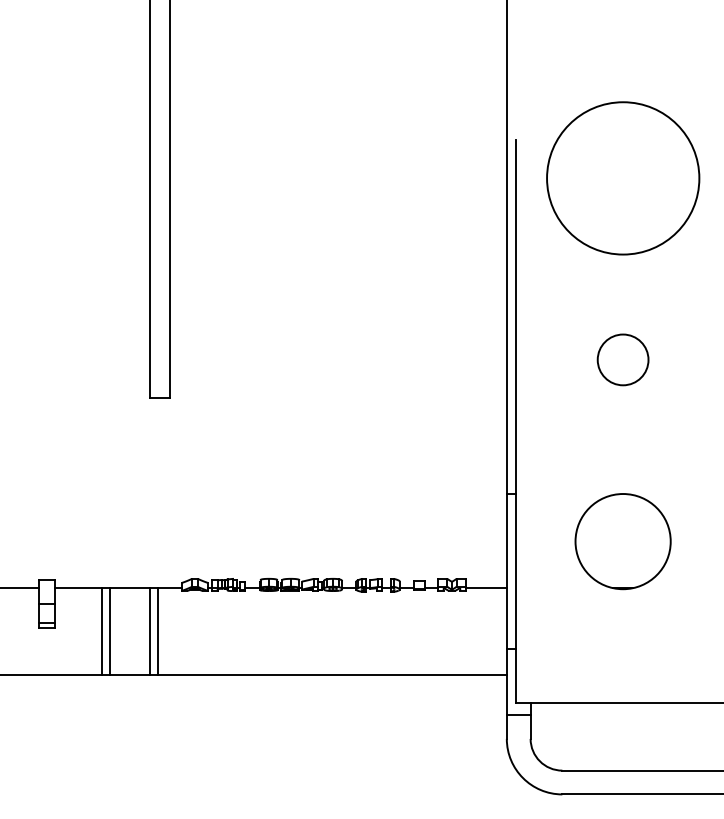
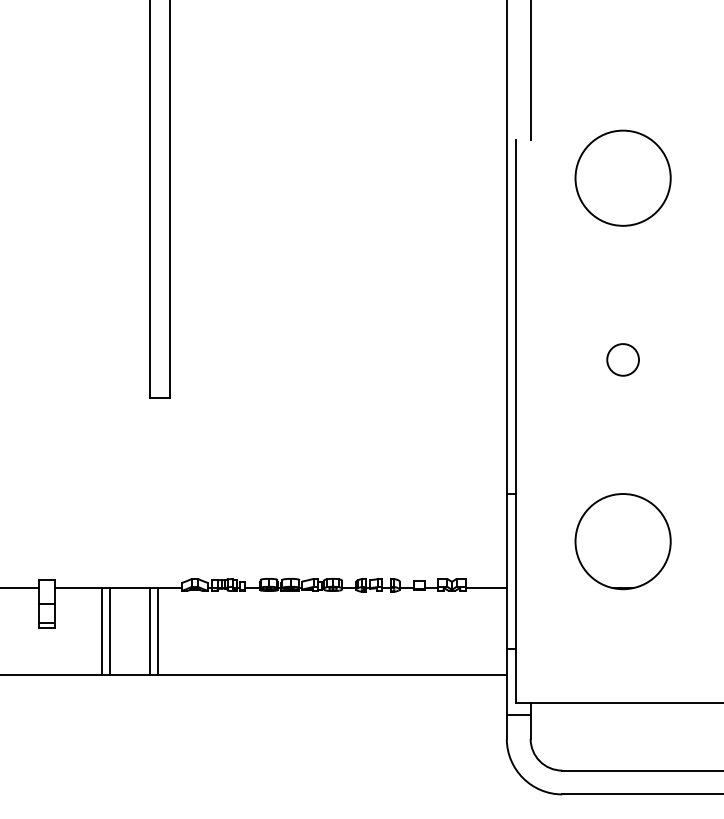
line: none -> present (530, 70)
circle size: 155x155 px -> 98x98 px (622, 177)
circle diameter: 51 px -> 32 px (622, 359)
